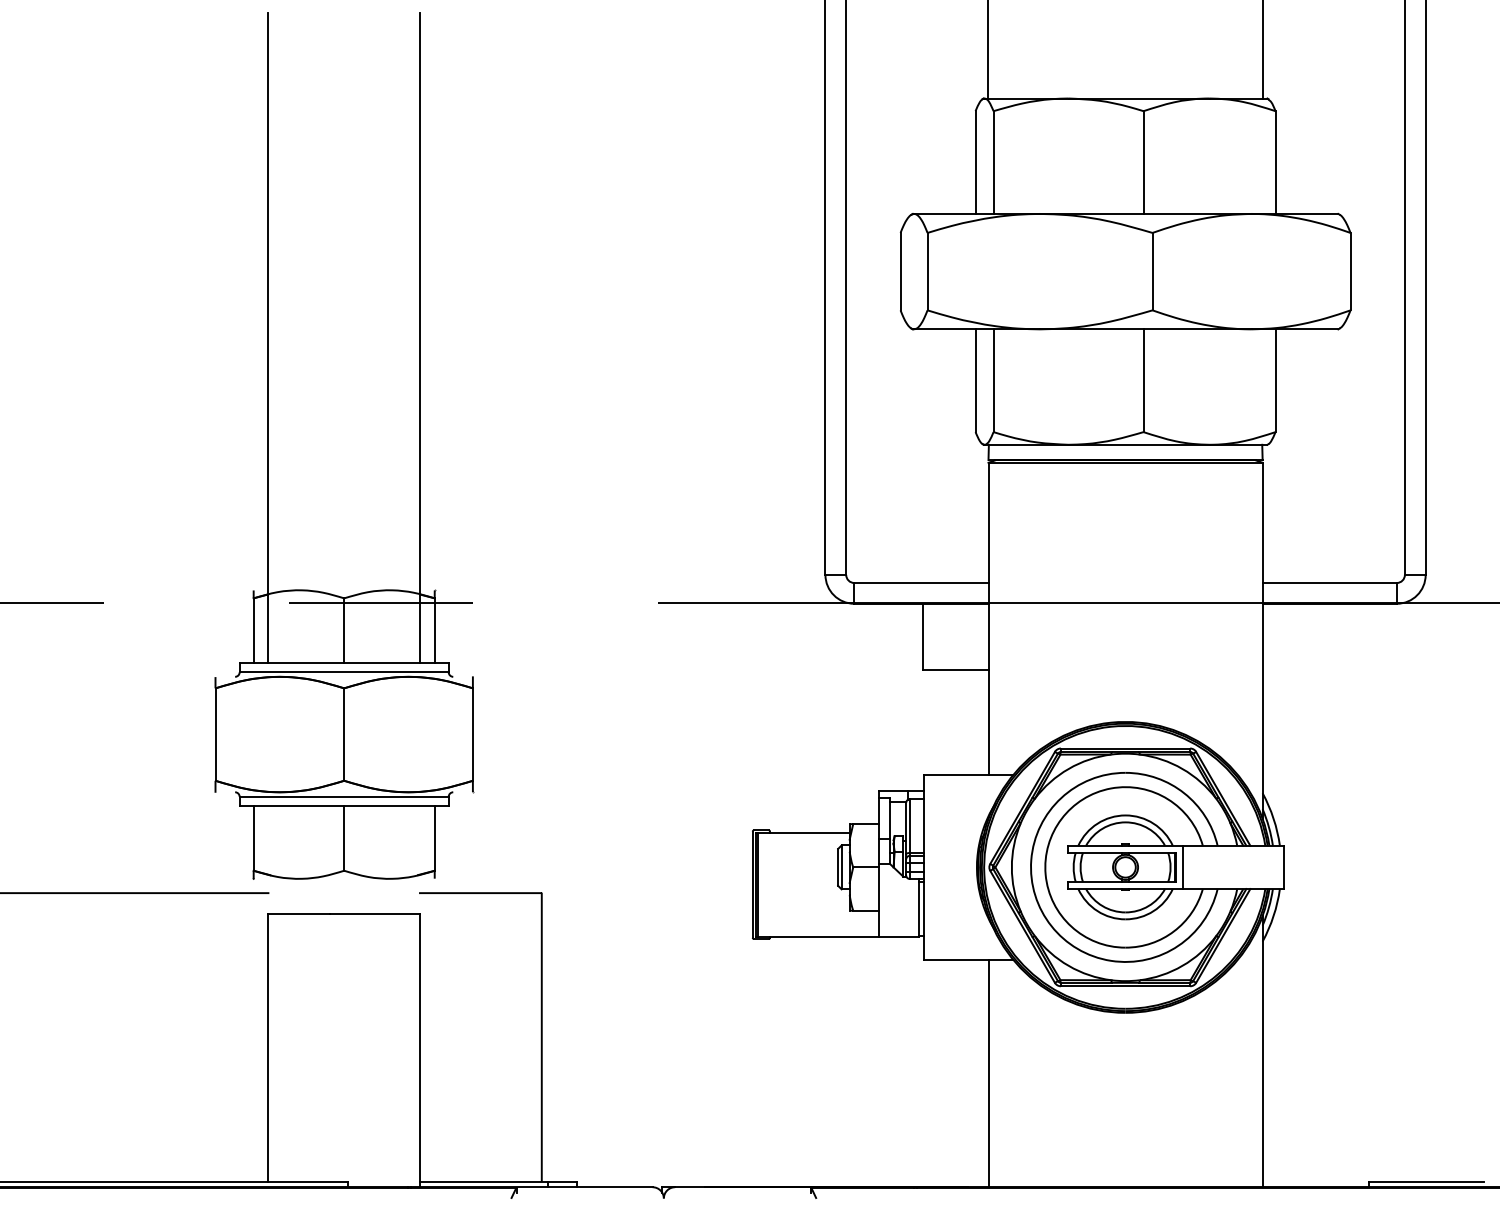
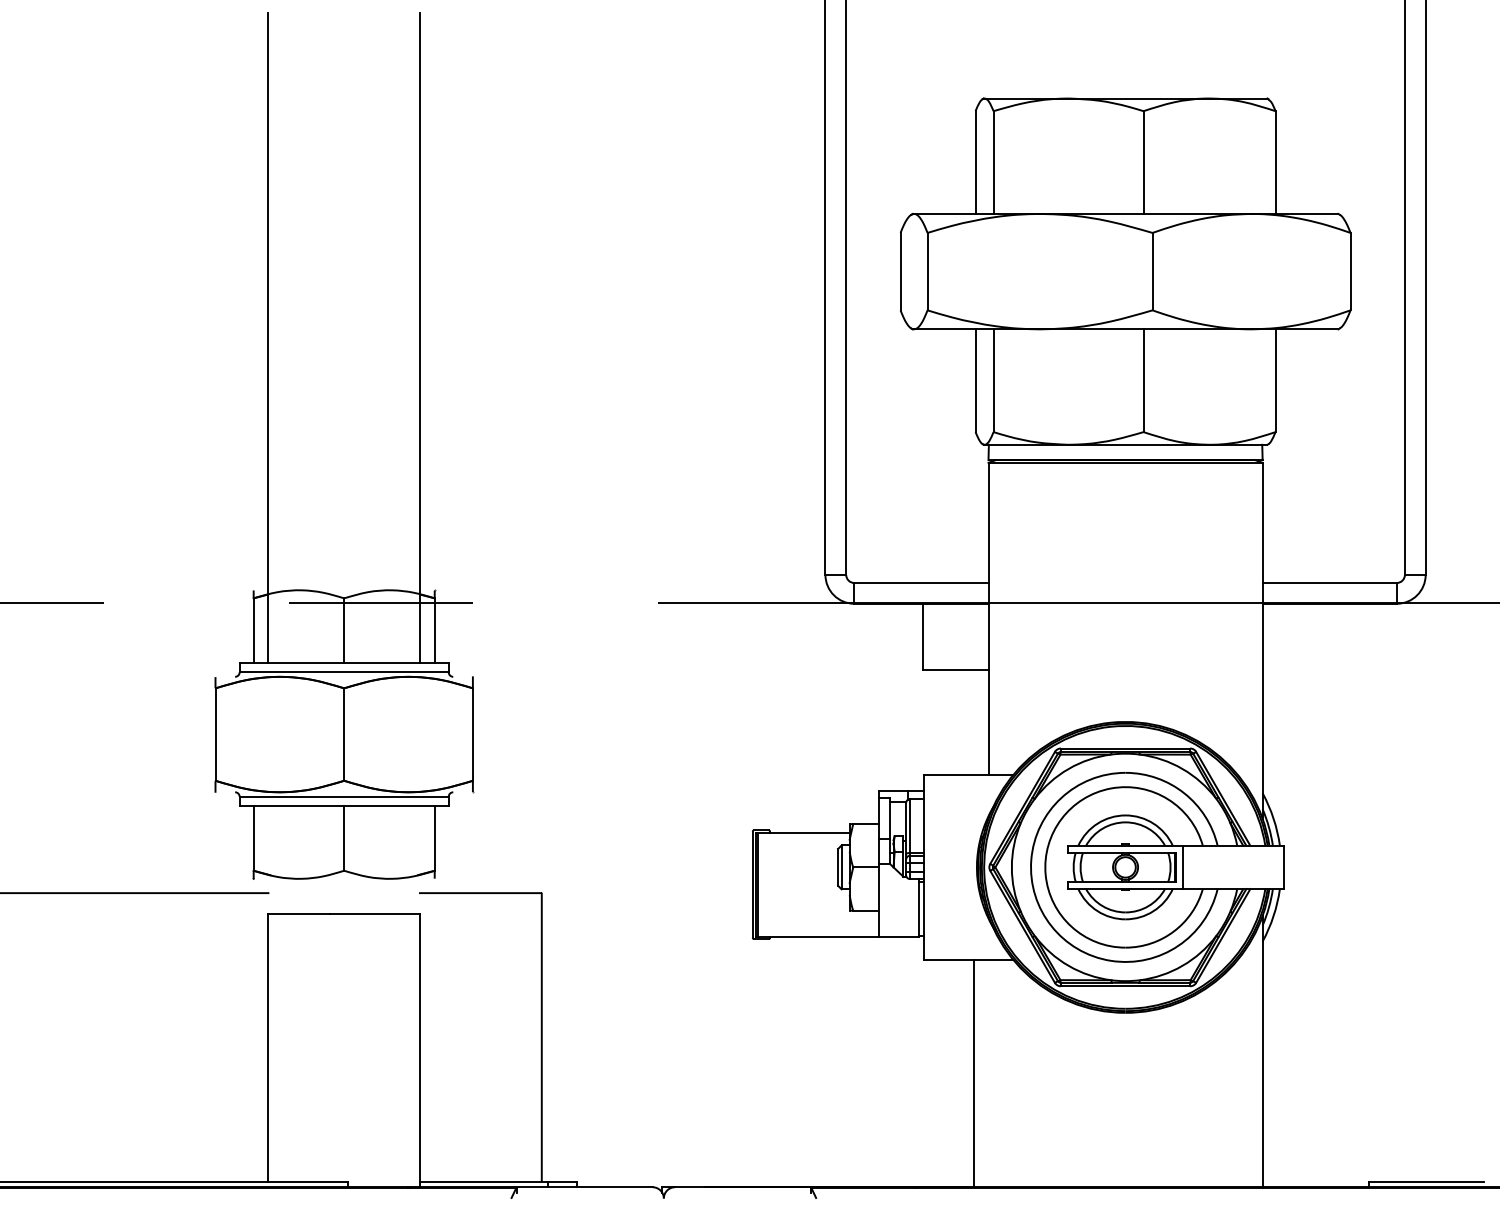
line: present -> none (988, 50)
line: present -> none (1262, 50)
line position: (988, 1073) -> (973, 1073) (973, 1073)
